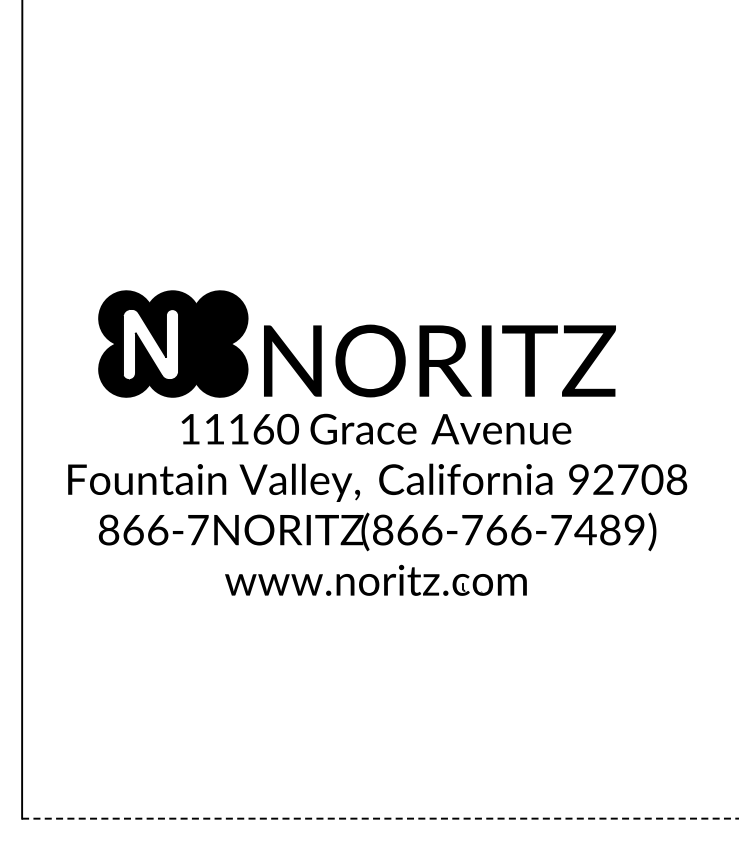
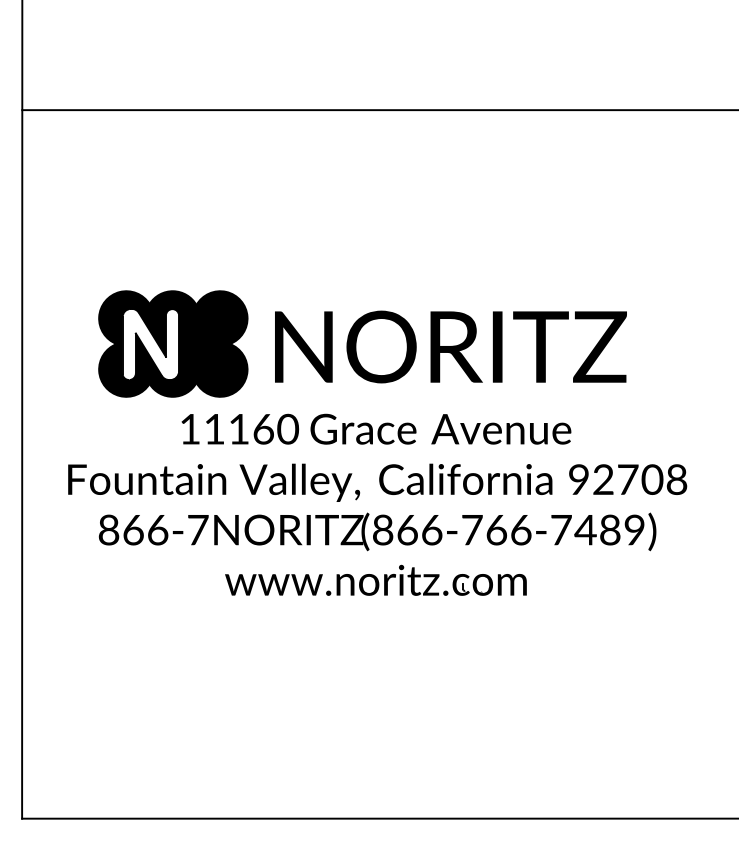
line: none -> present (378, 110)
text position: (439, 360) -> (450, 346) (450, 346)
line: dashed -> solid (380, 818)
